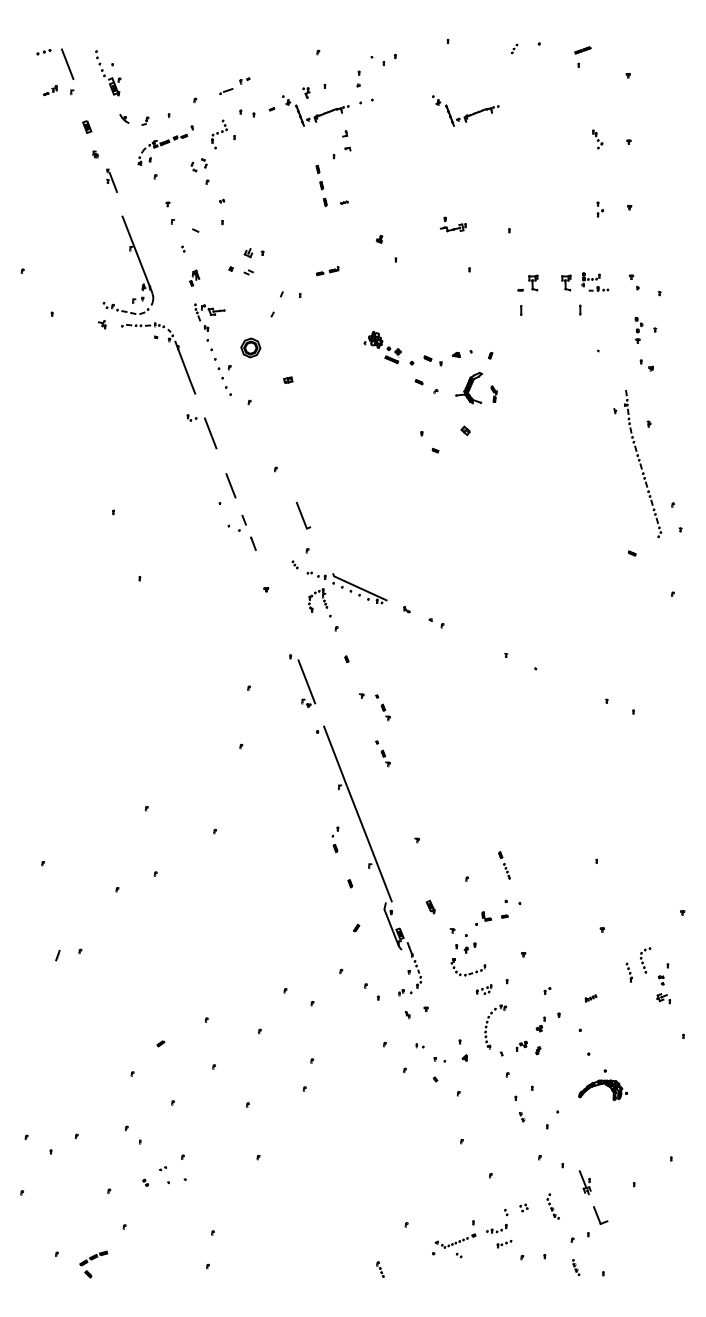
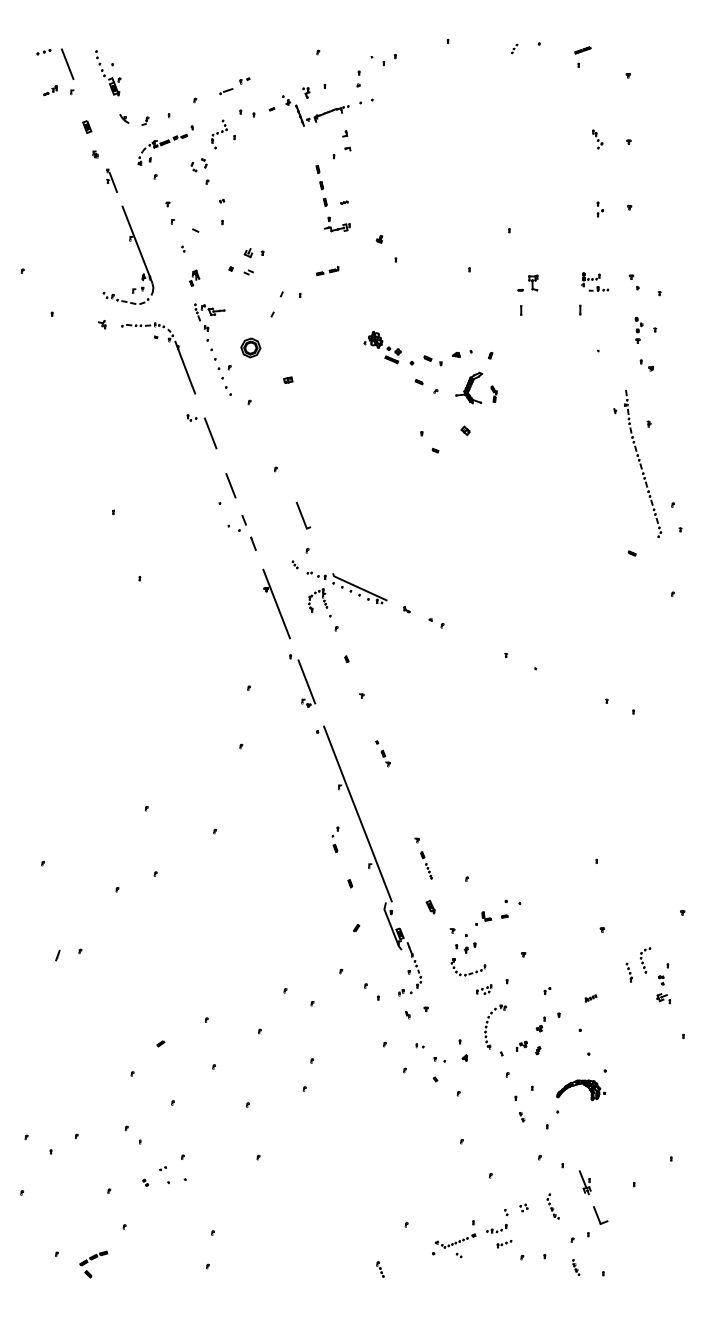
part: present -> none (465, 110)
part position: (452, 224) -> (336, 224) (336, 224)
part position: (138, 260) -> (138, 250) (138, 250)
part: present -> none (566, 282)
line: none -> present (276, 603)
part: present -> none (382, 707)
part position: (504, 865) -> (426, 865) (426, 865)
part position: (602, 1090) -> (580, 1090) (580, 1090)
